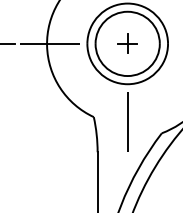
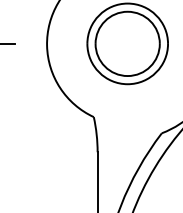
line: present -> none (49, 43)
part: present -> none (127, 43)
line: present -> none (127, 121)
